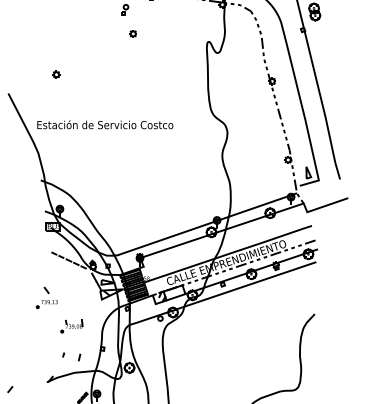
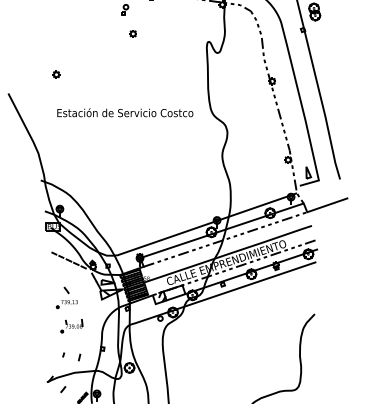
text position: (105, 124) -> (125, 112) (125, 112)
line: none -> present (225, 239)
part position: (46, 297) -> (66, 297) (66, 297)
line position: (10, 389) -> (63, 389) (63, 389)
